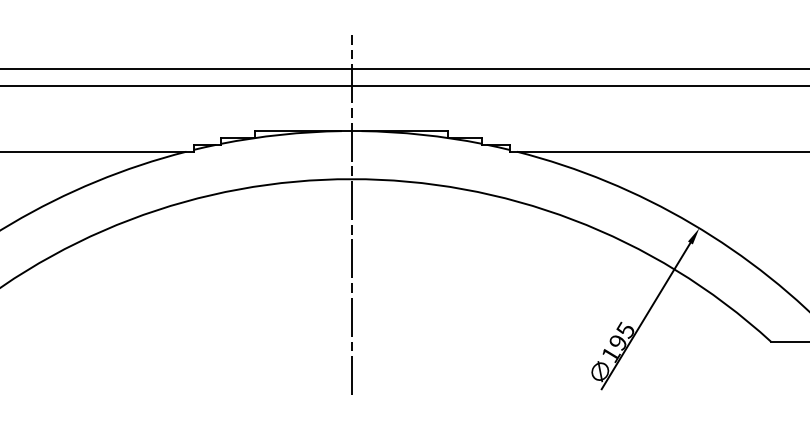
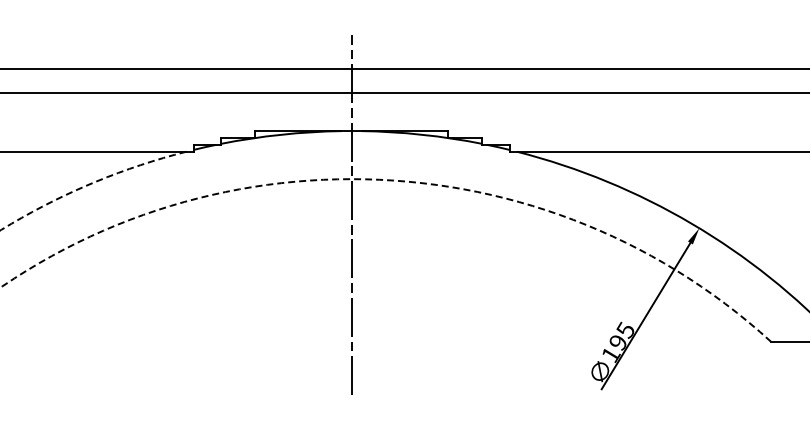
line position: (404, 86) -> (404, 93) (404, 93)
arc: solid -> dashed (394, 180)
arc: solid -> dashed (89, 184)
